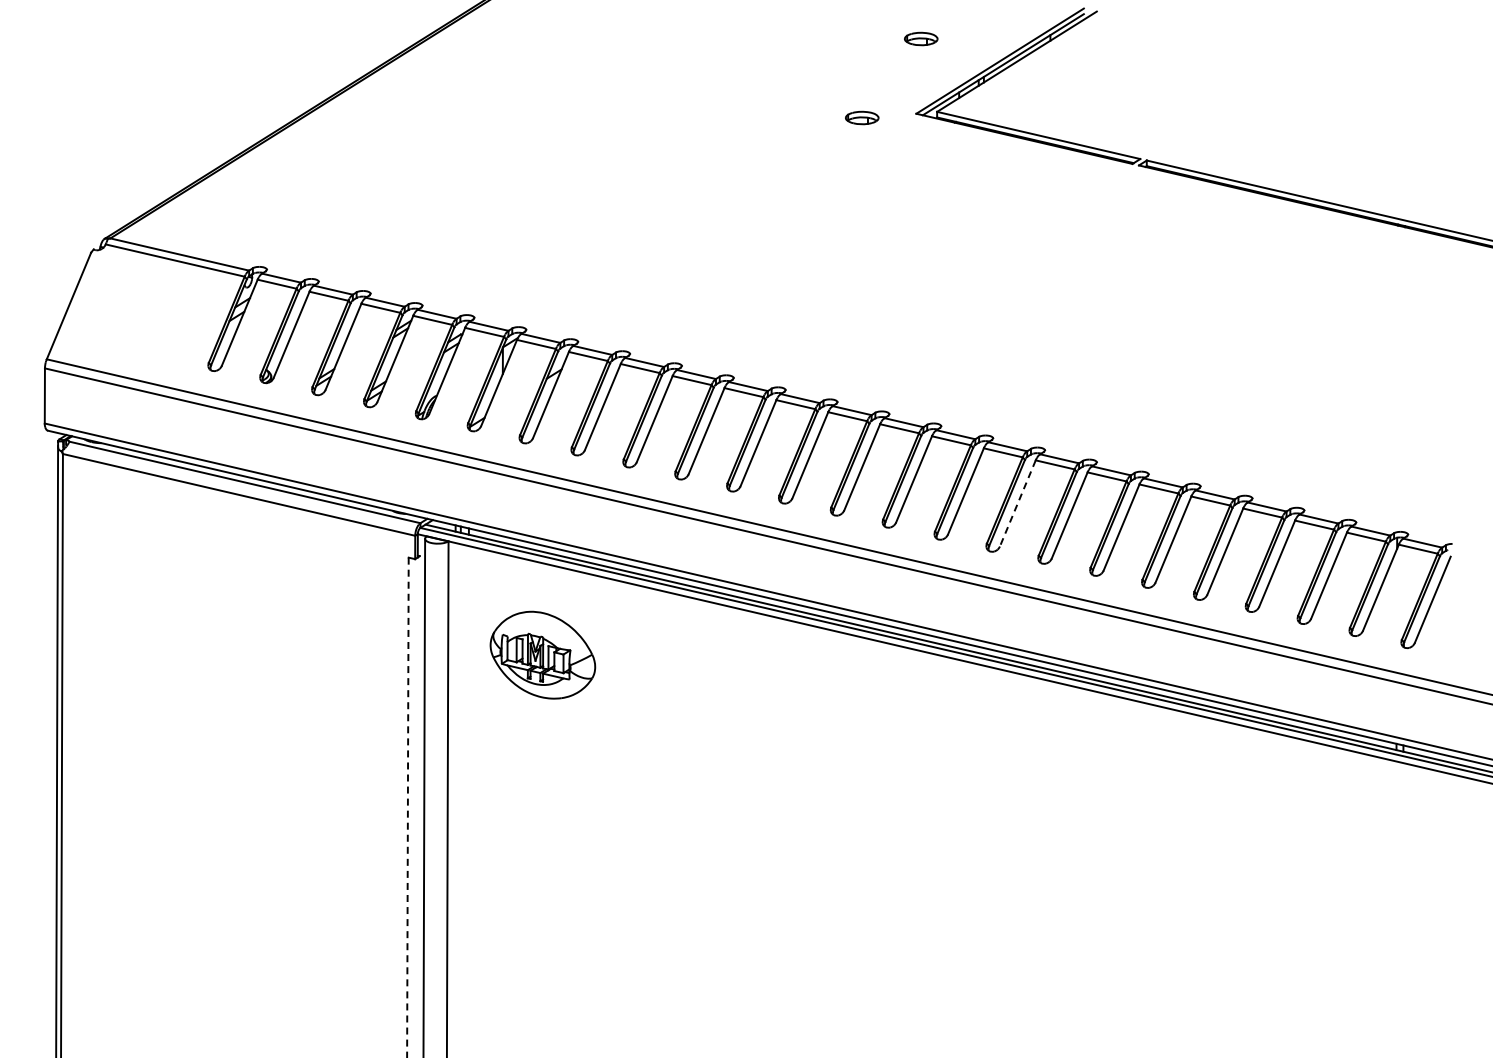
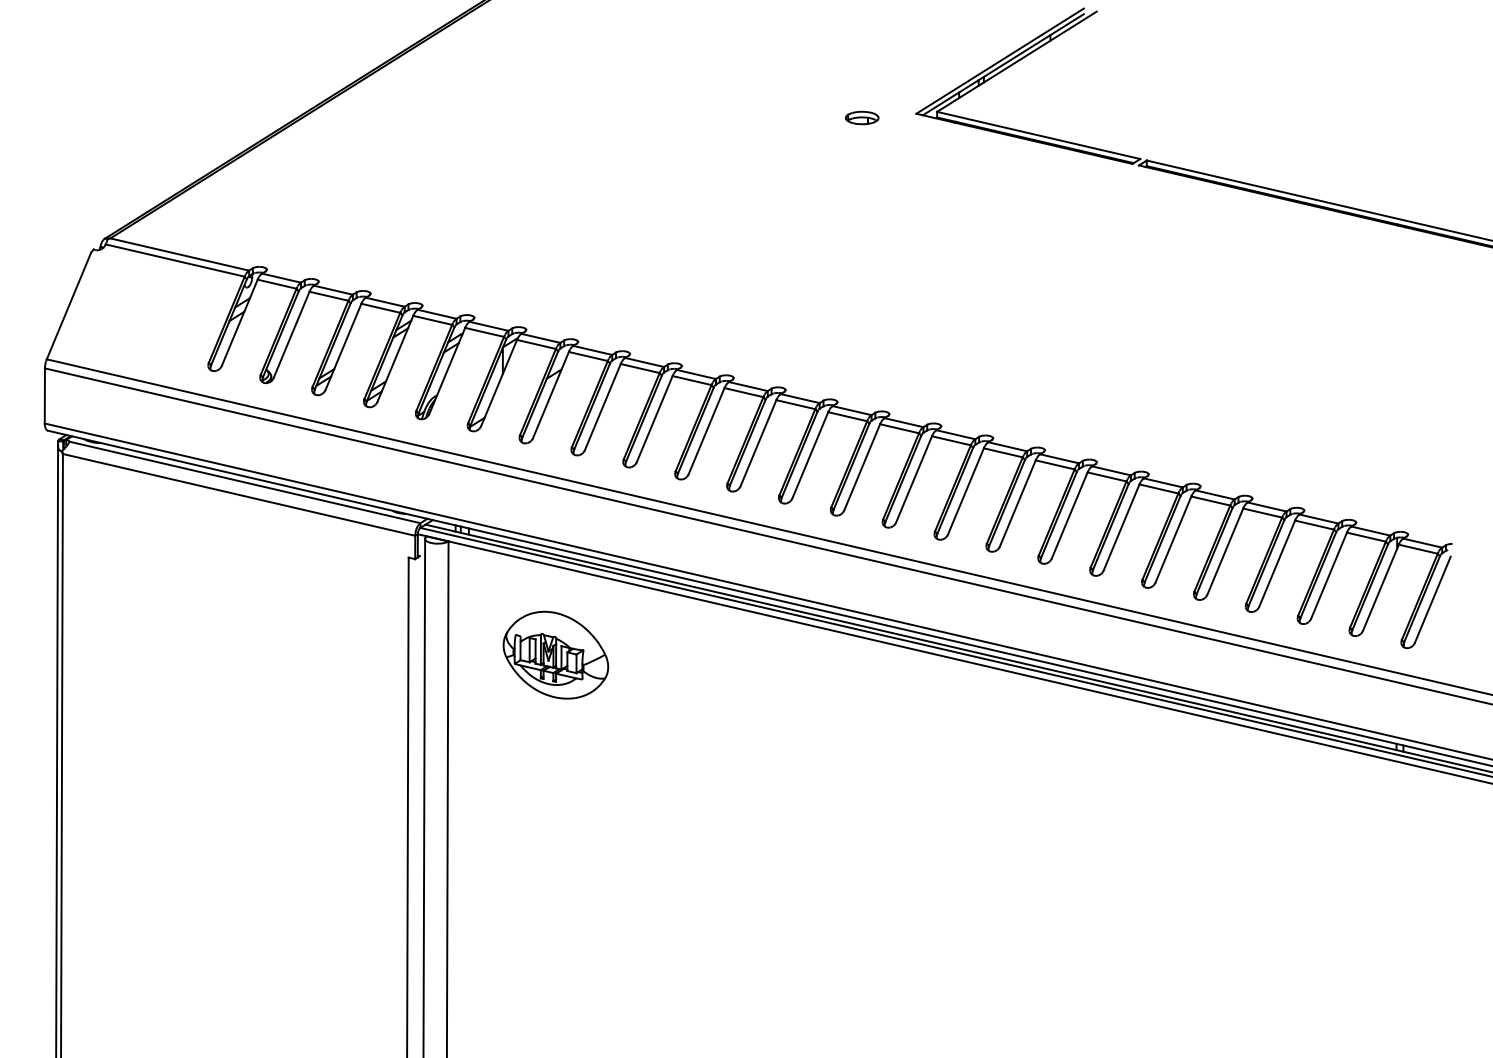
part: present -> none (921, 38)
line: dashed -> solid (1017, 503)
part position: (542, 654) -> (555, 654) (555, 654)
line: dashed -> solid (407, 807)
